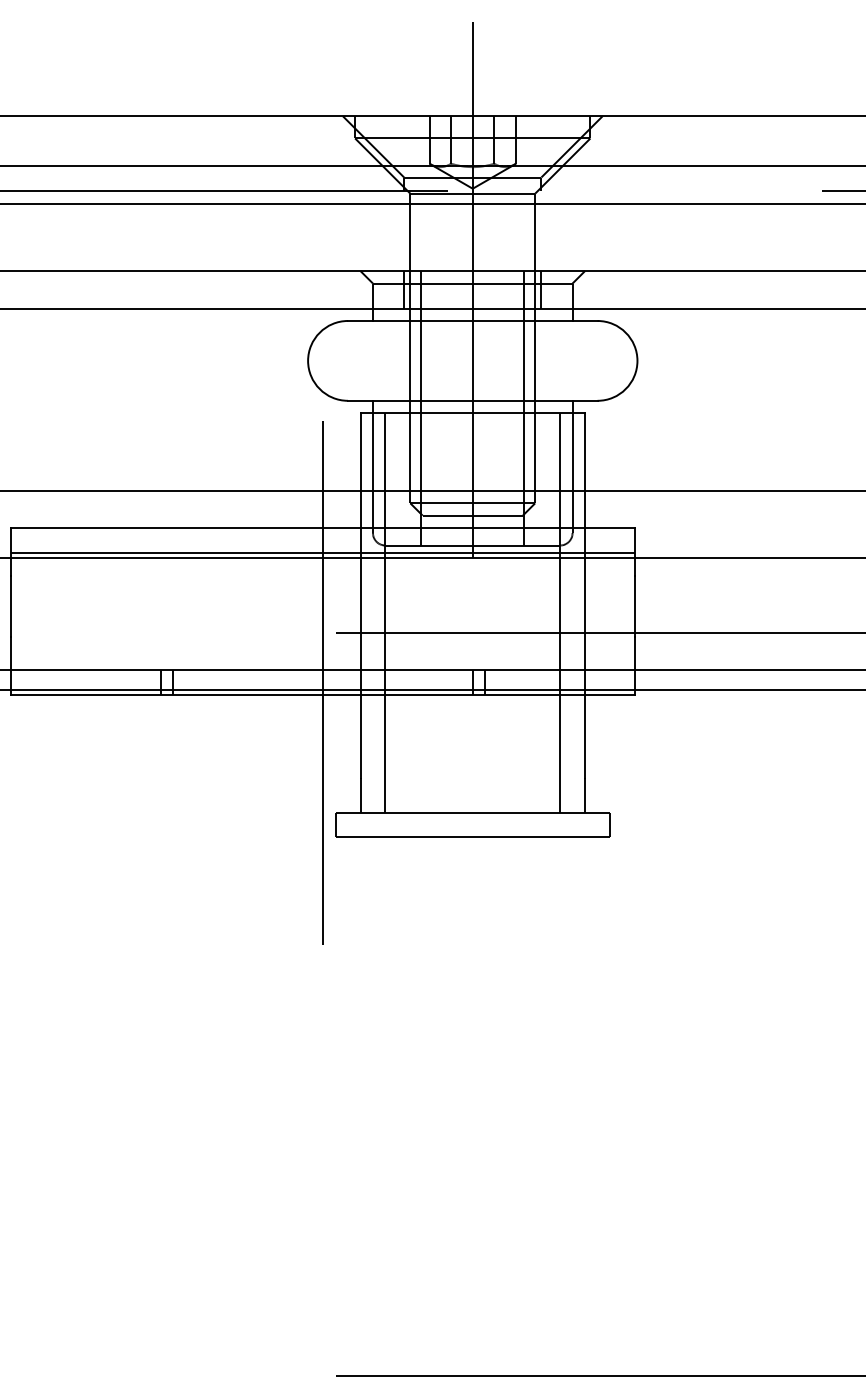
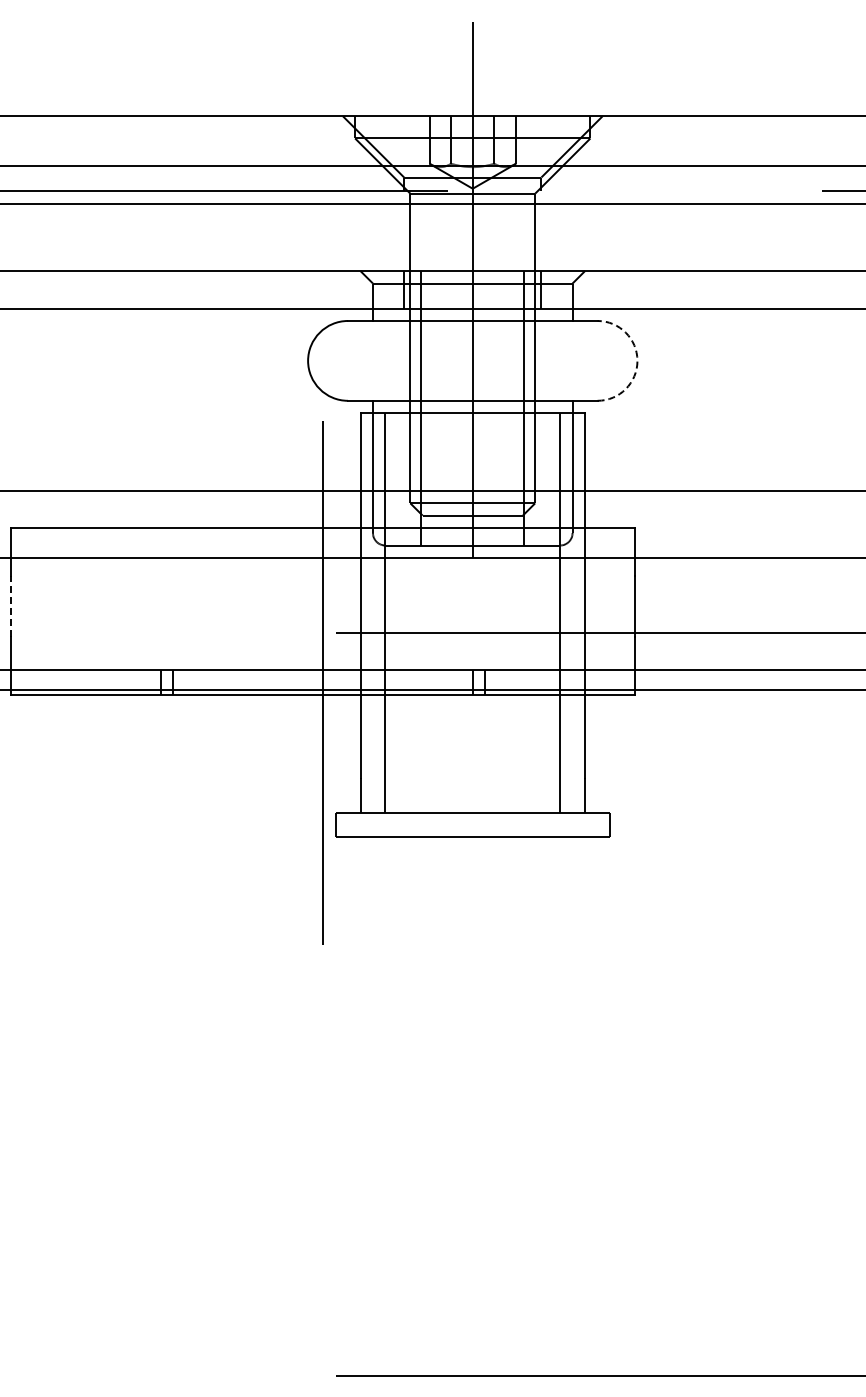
arc: solid -> dashed (637, 360)
line: present -> none (322, 553)
line: solid -> dashed (11, 606)
